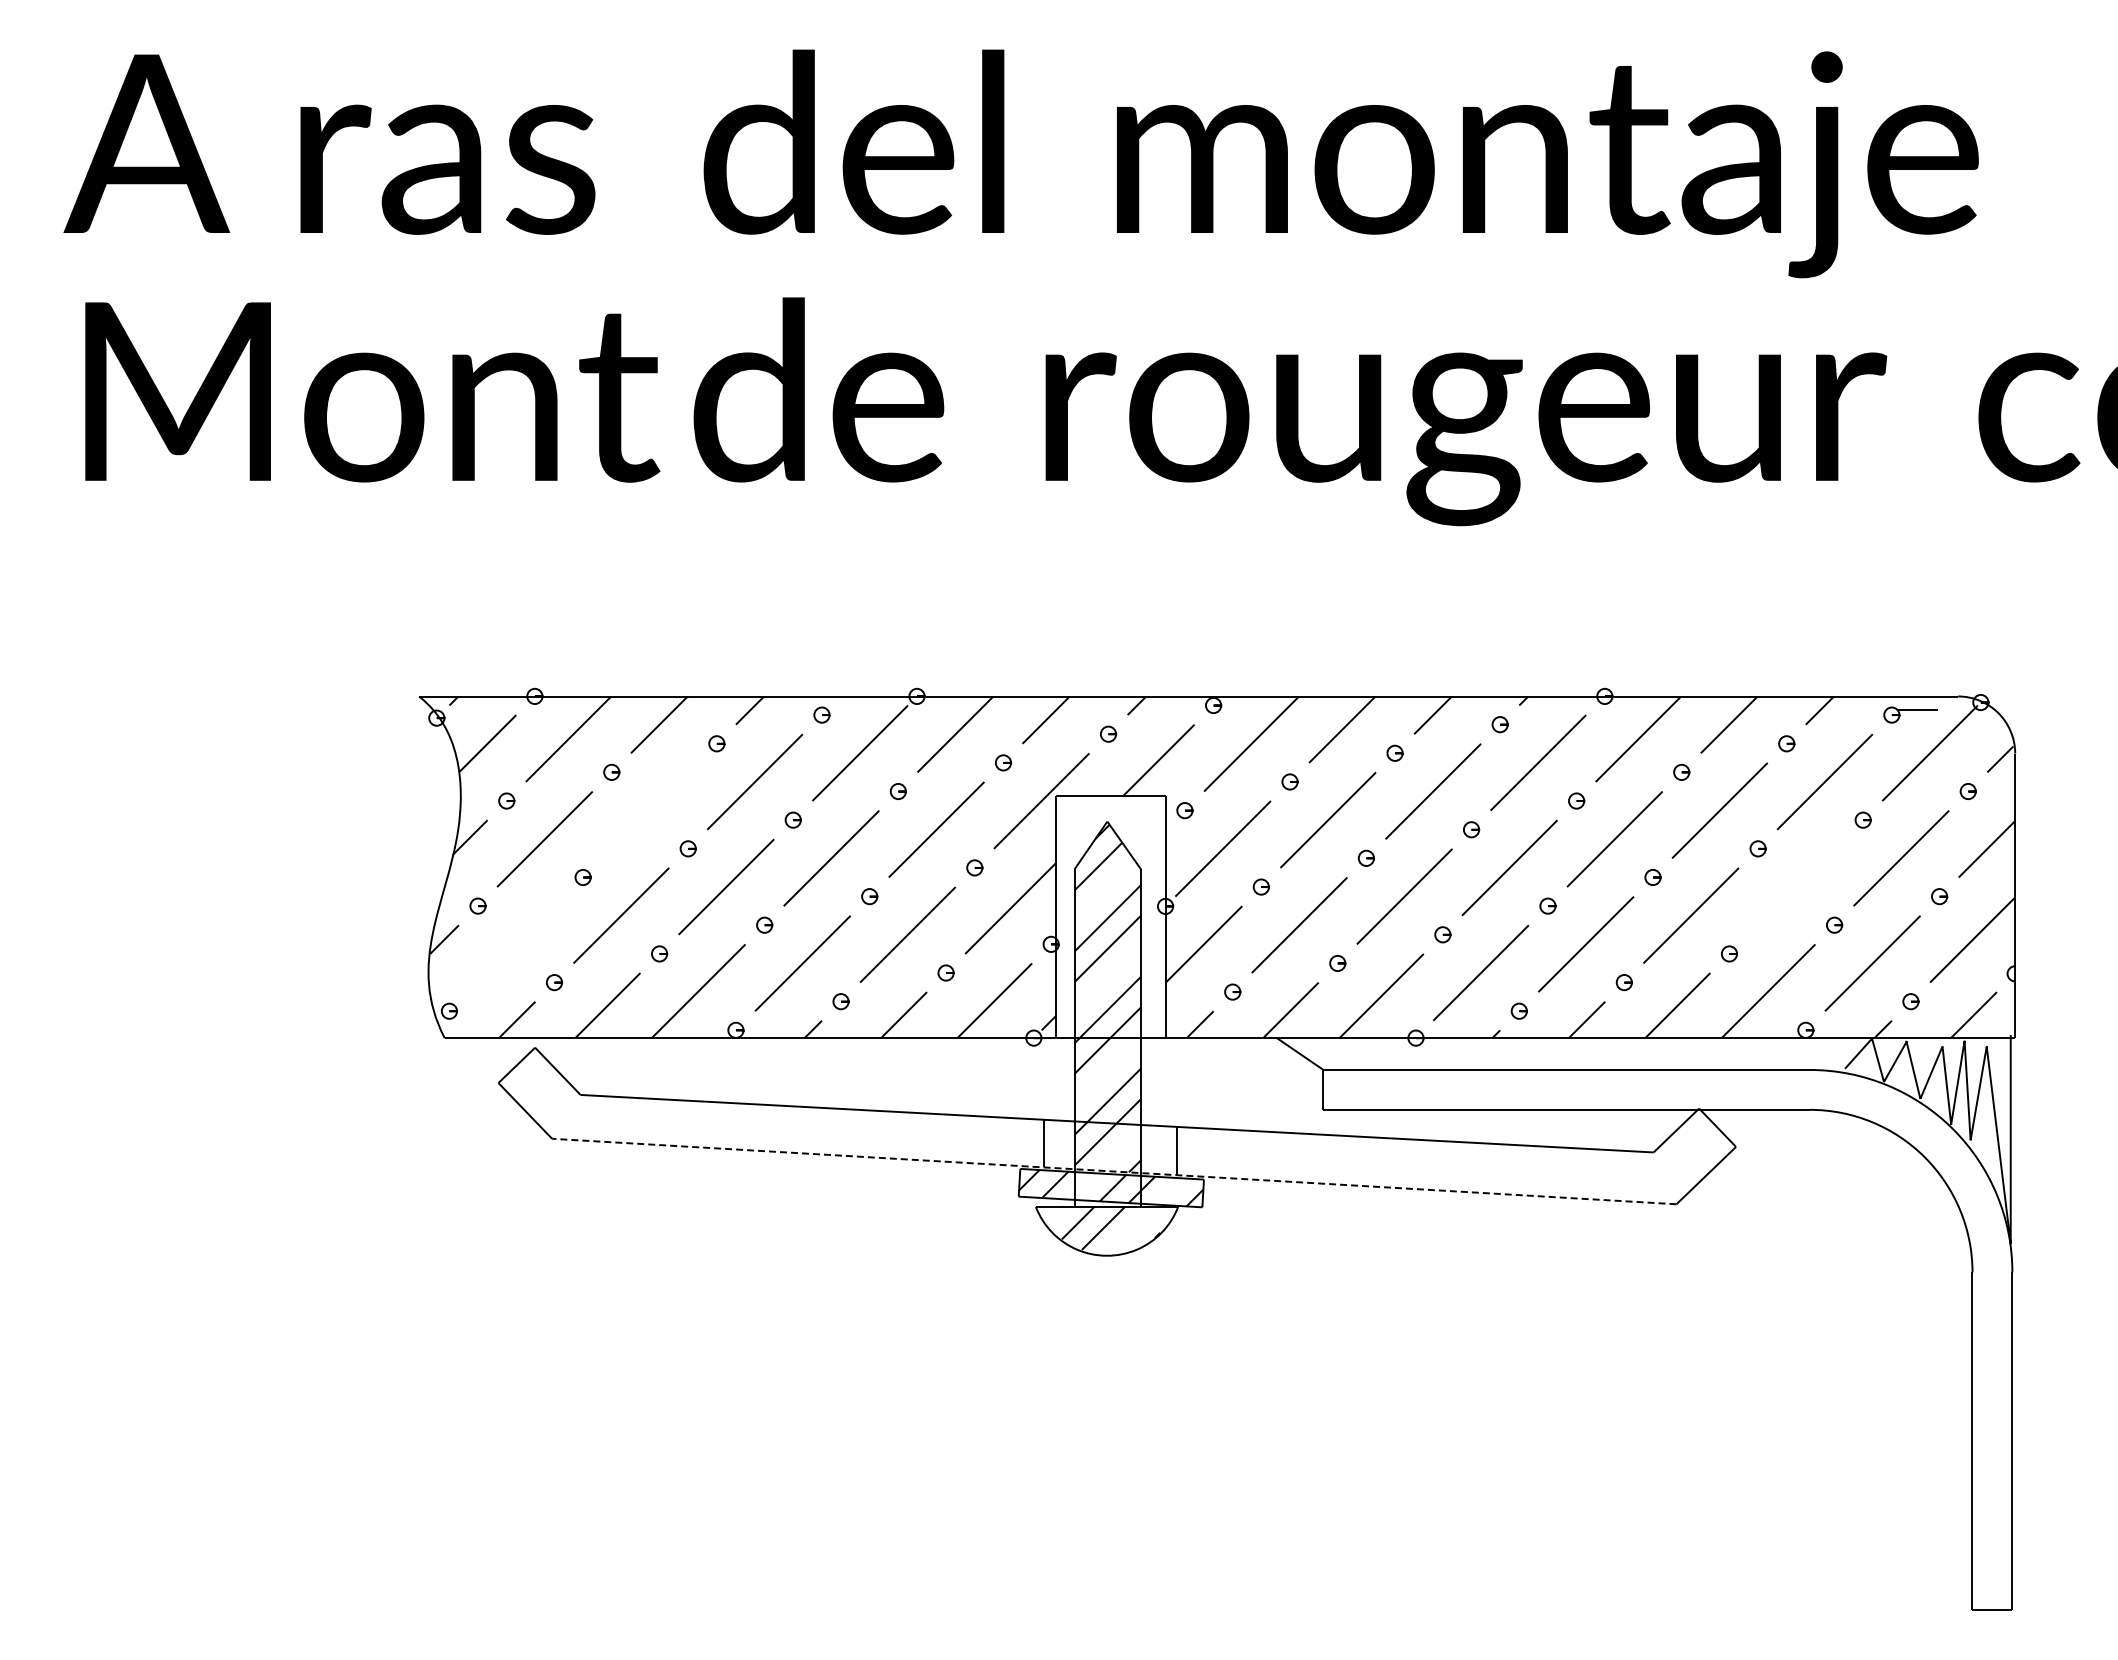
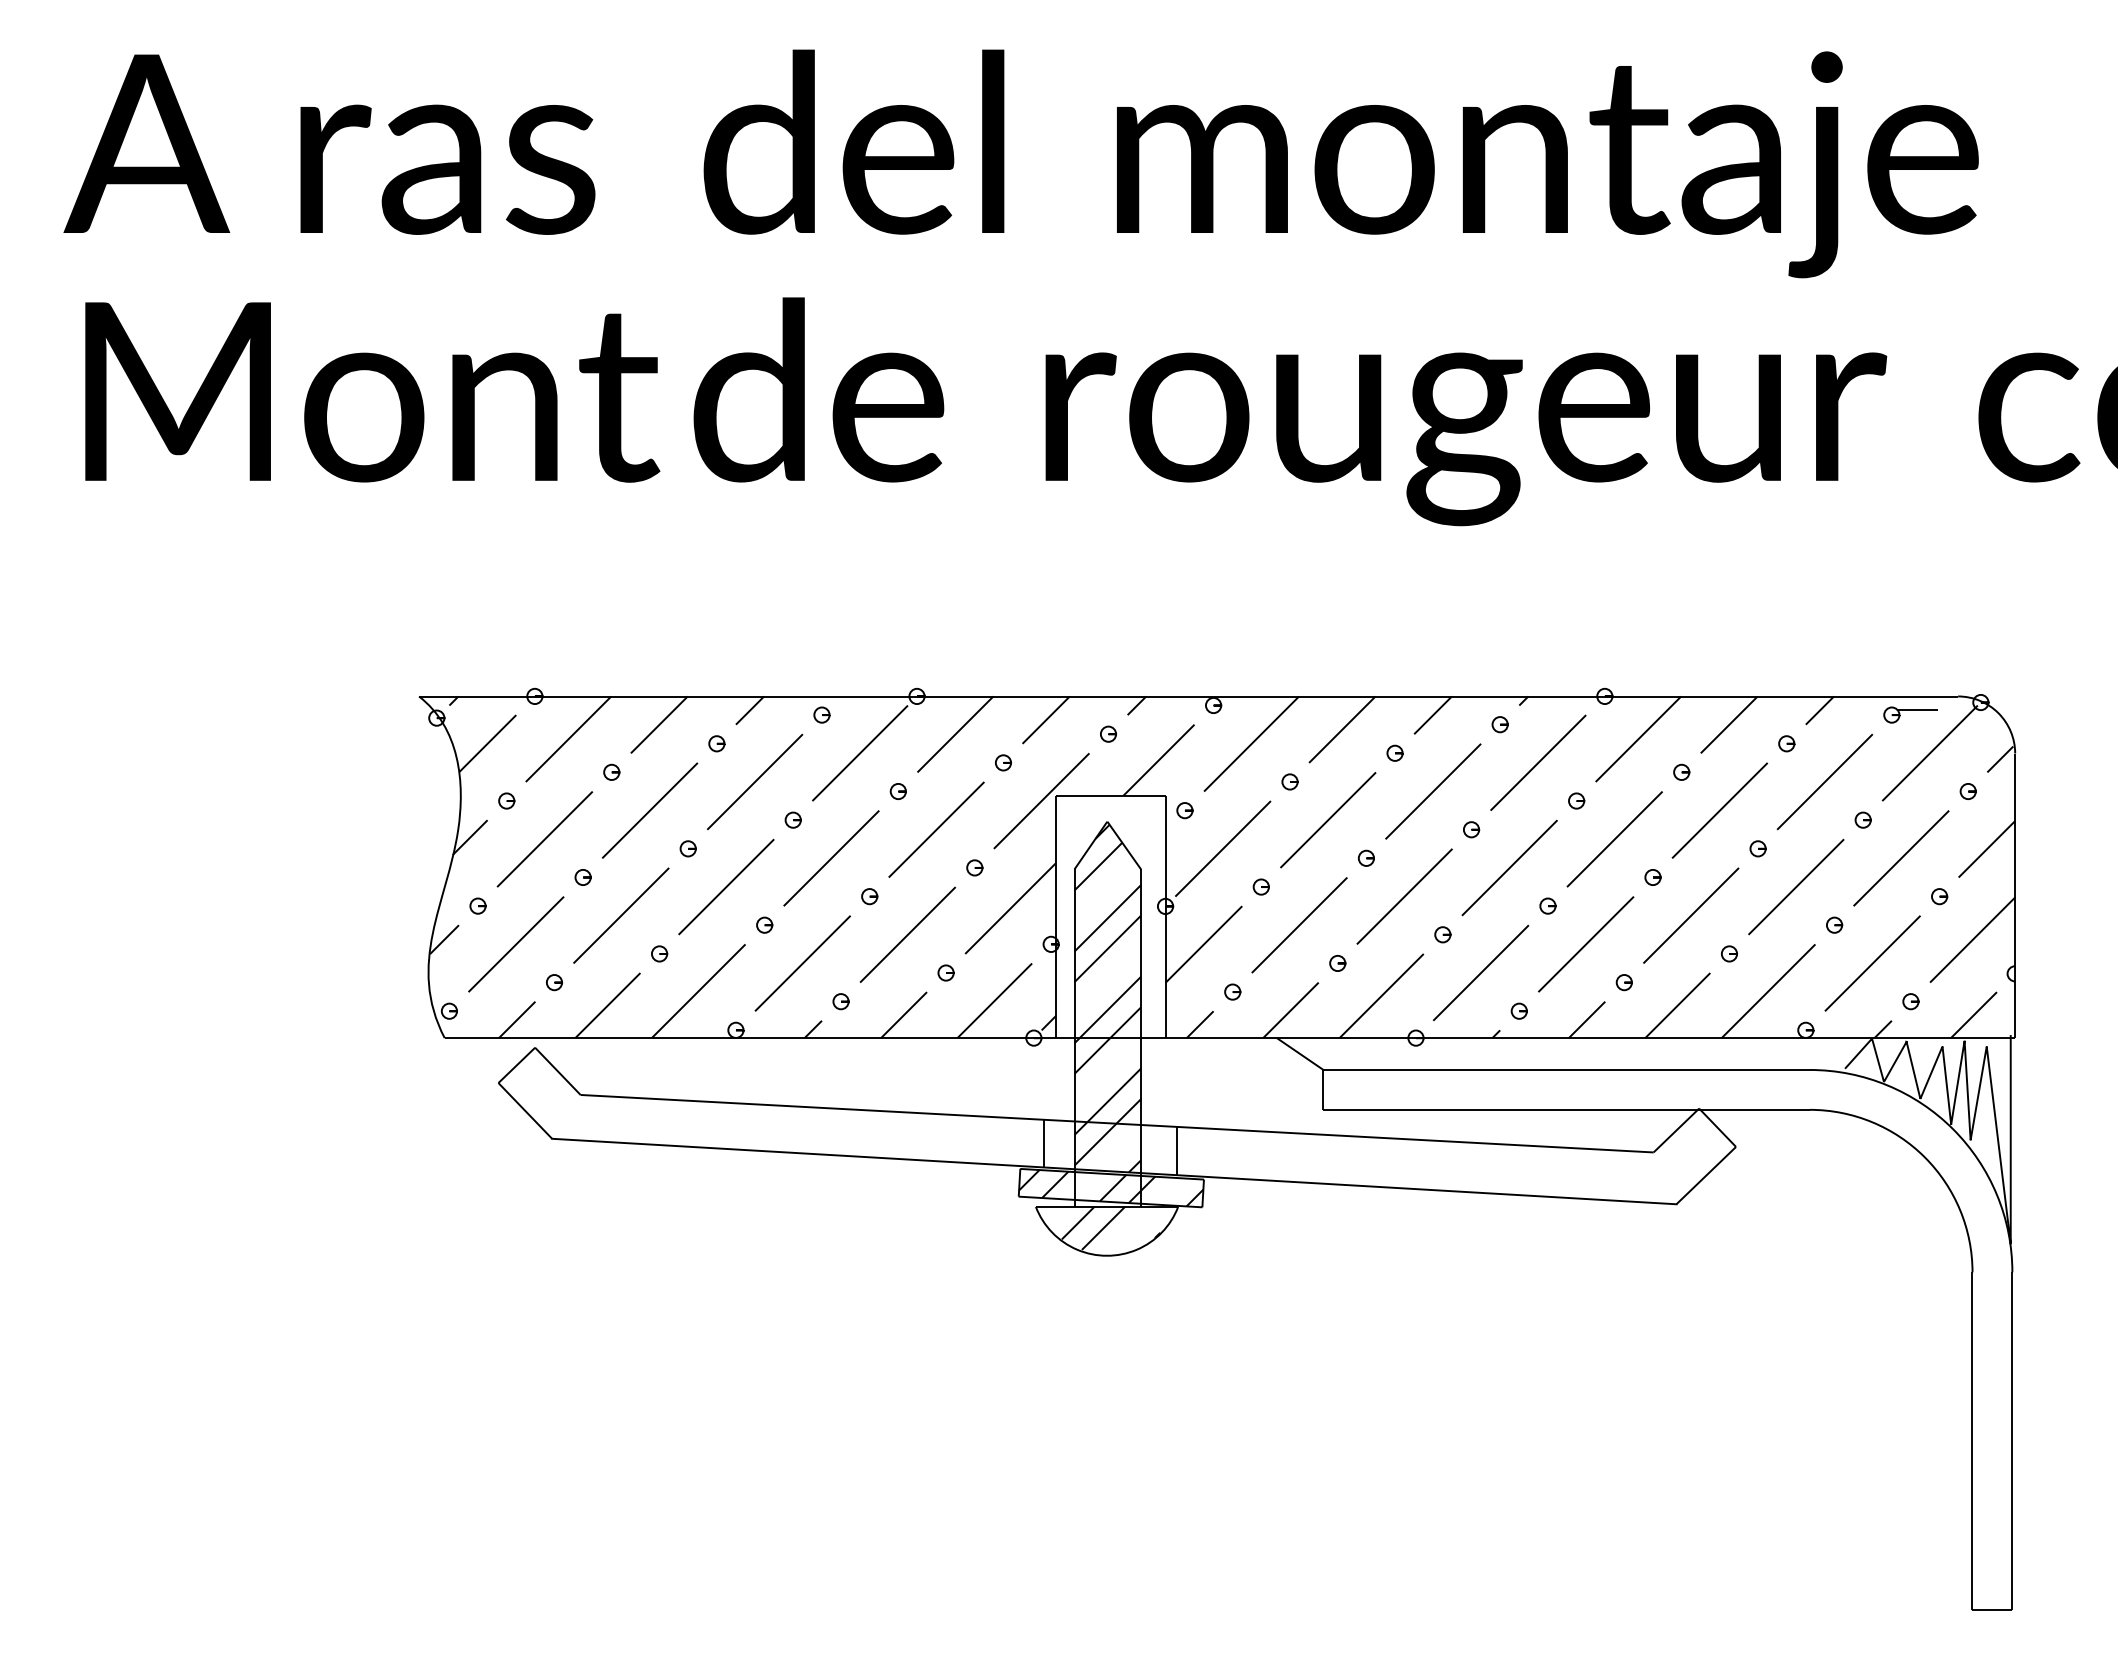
line: none -> present (649, 810)
line: none -> present (1796, 886)
line: none -> present (516, 944)
line: dashed -> solid (1113, 1171)
